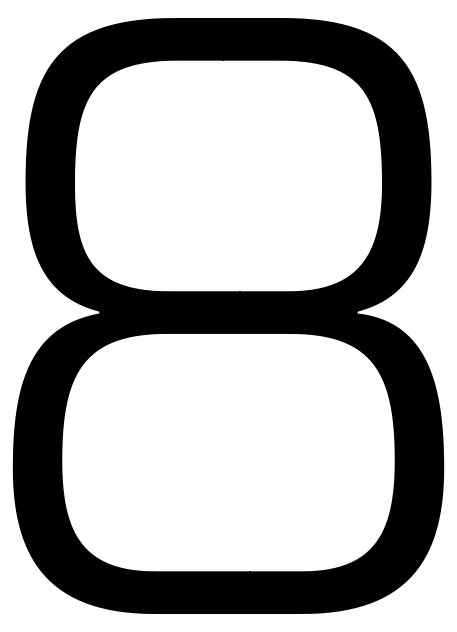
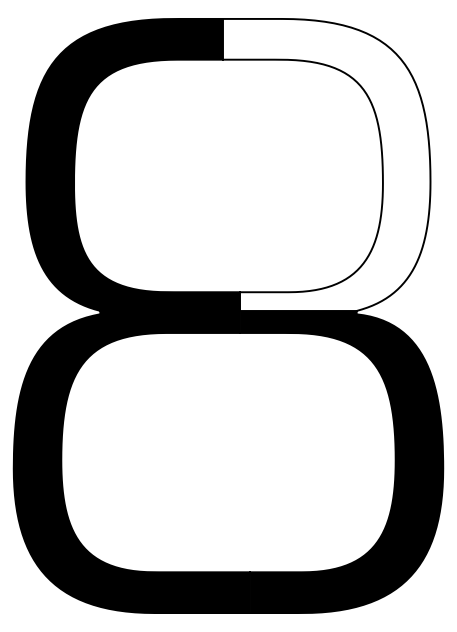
fill: present -> none (326, 164)
